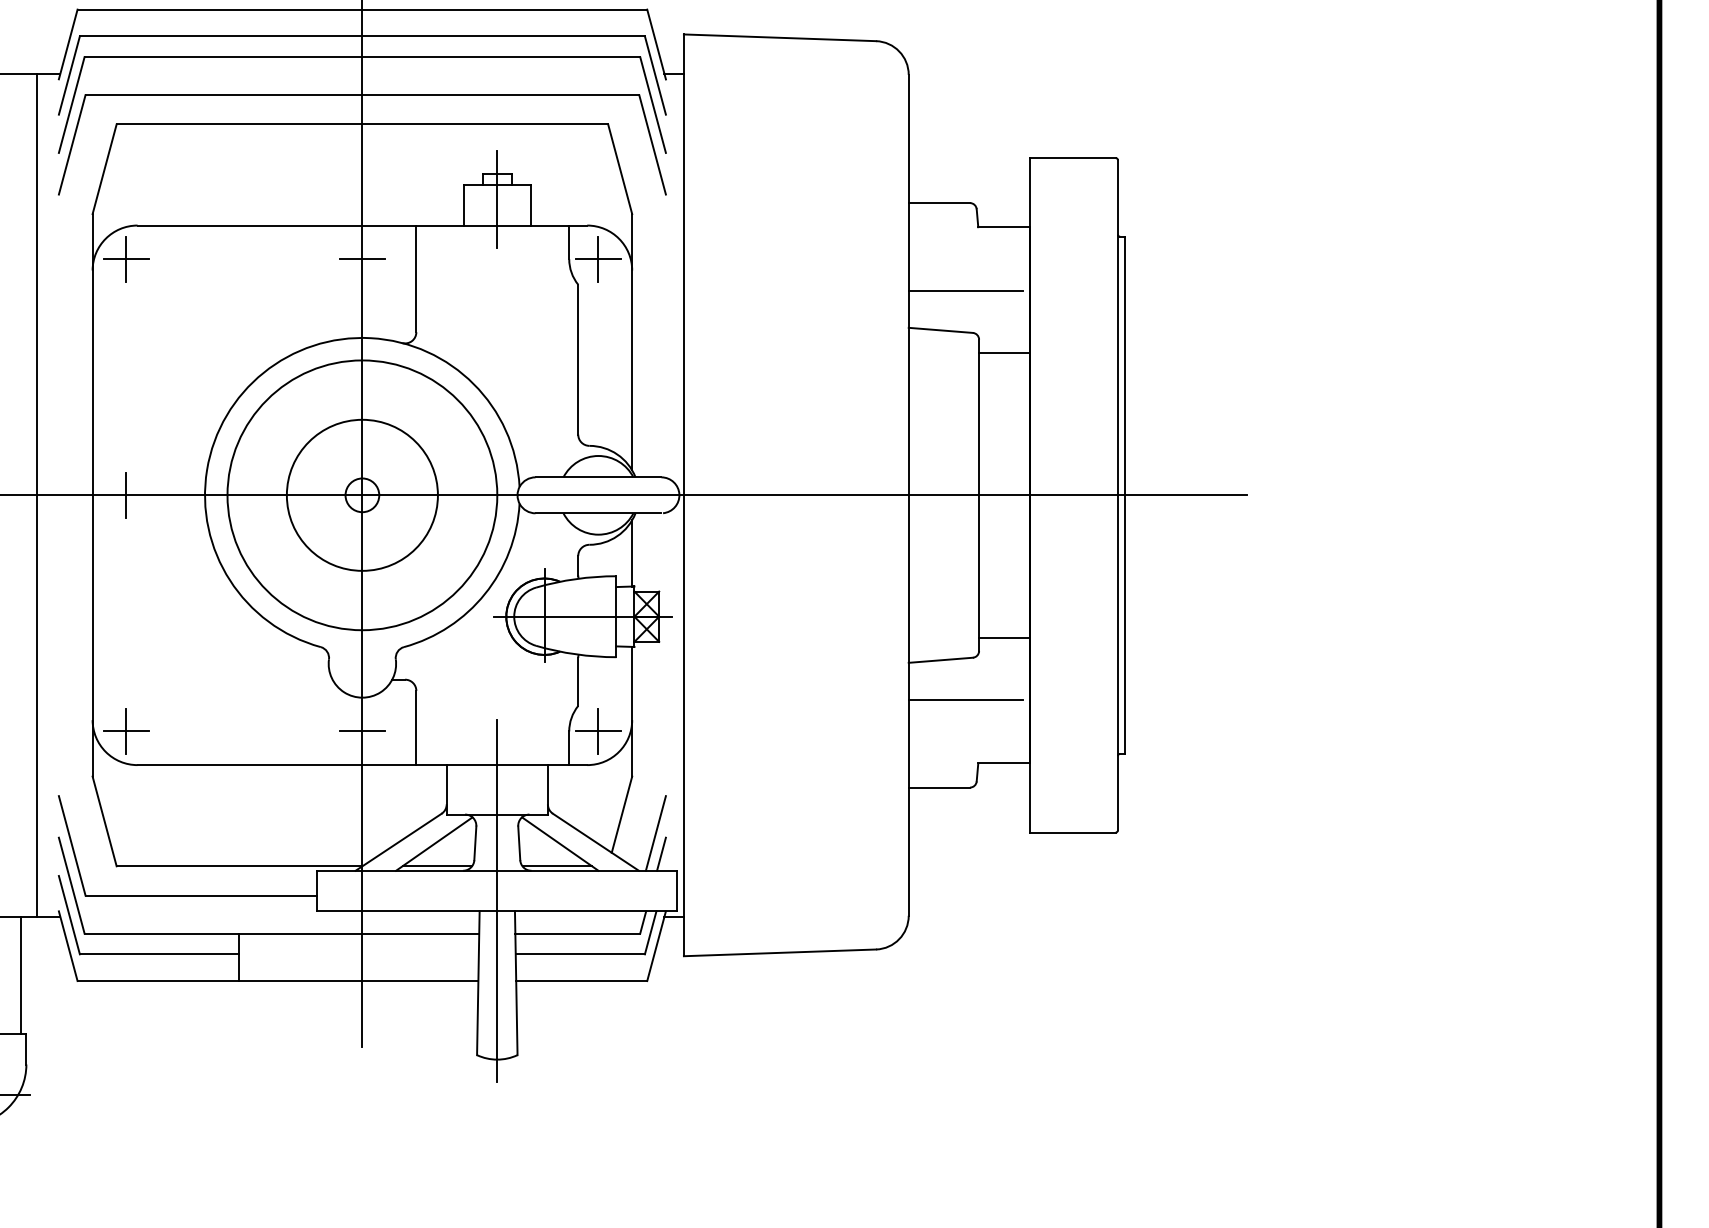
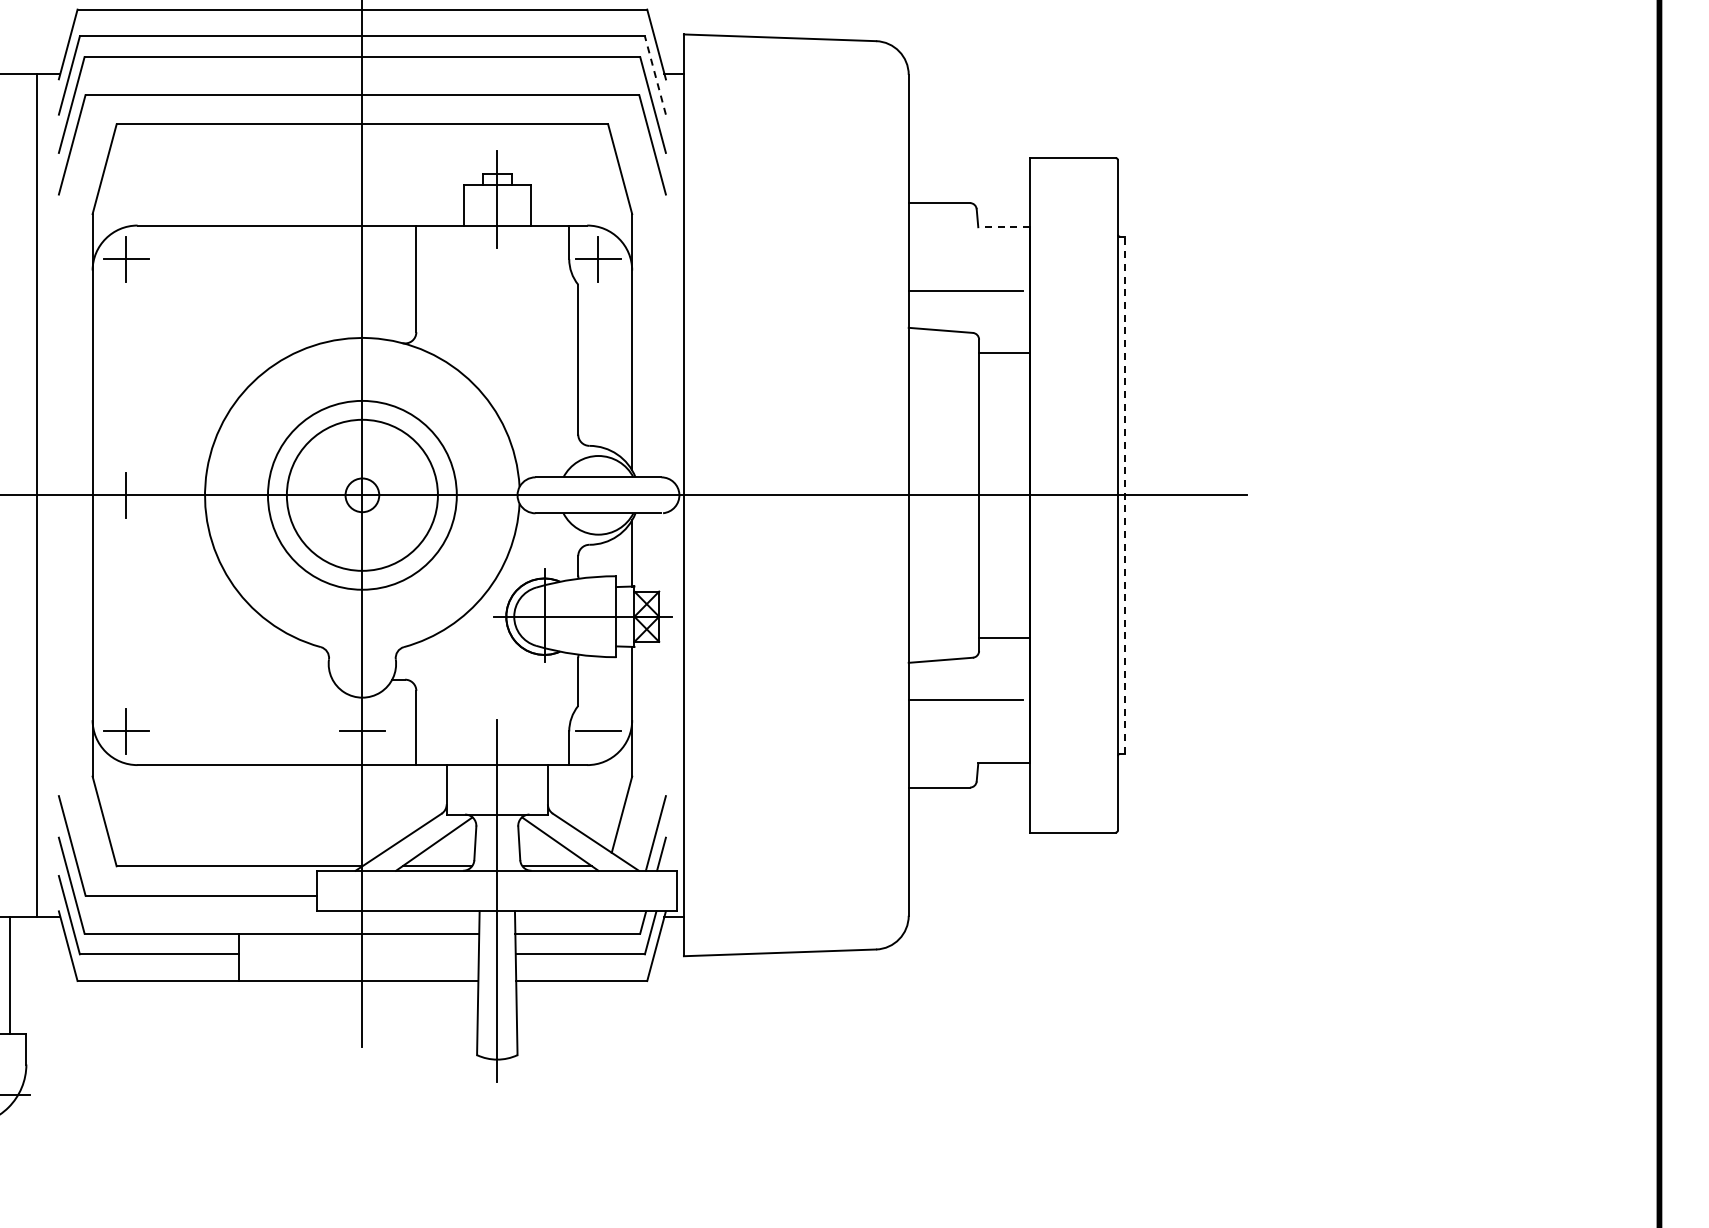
line: solid -> dashed (655, 75)
line: solid -> dashed (1004, 227)
line: present -> none (361, 259)
circle diameter: 270 px -> 189 px (361, 494)
line: solid -> dashed (1124, 495)
line: present -> none (598, 730)
line position: (20, 975) -> (9, 975) (9, 975)
